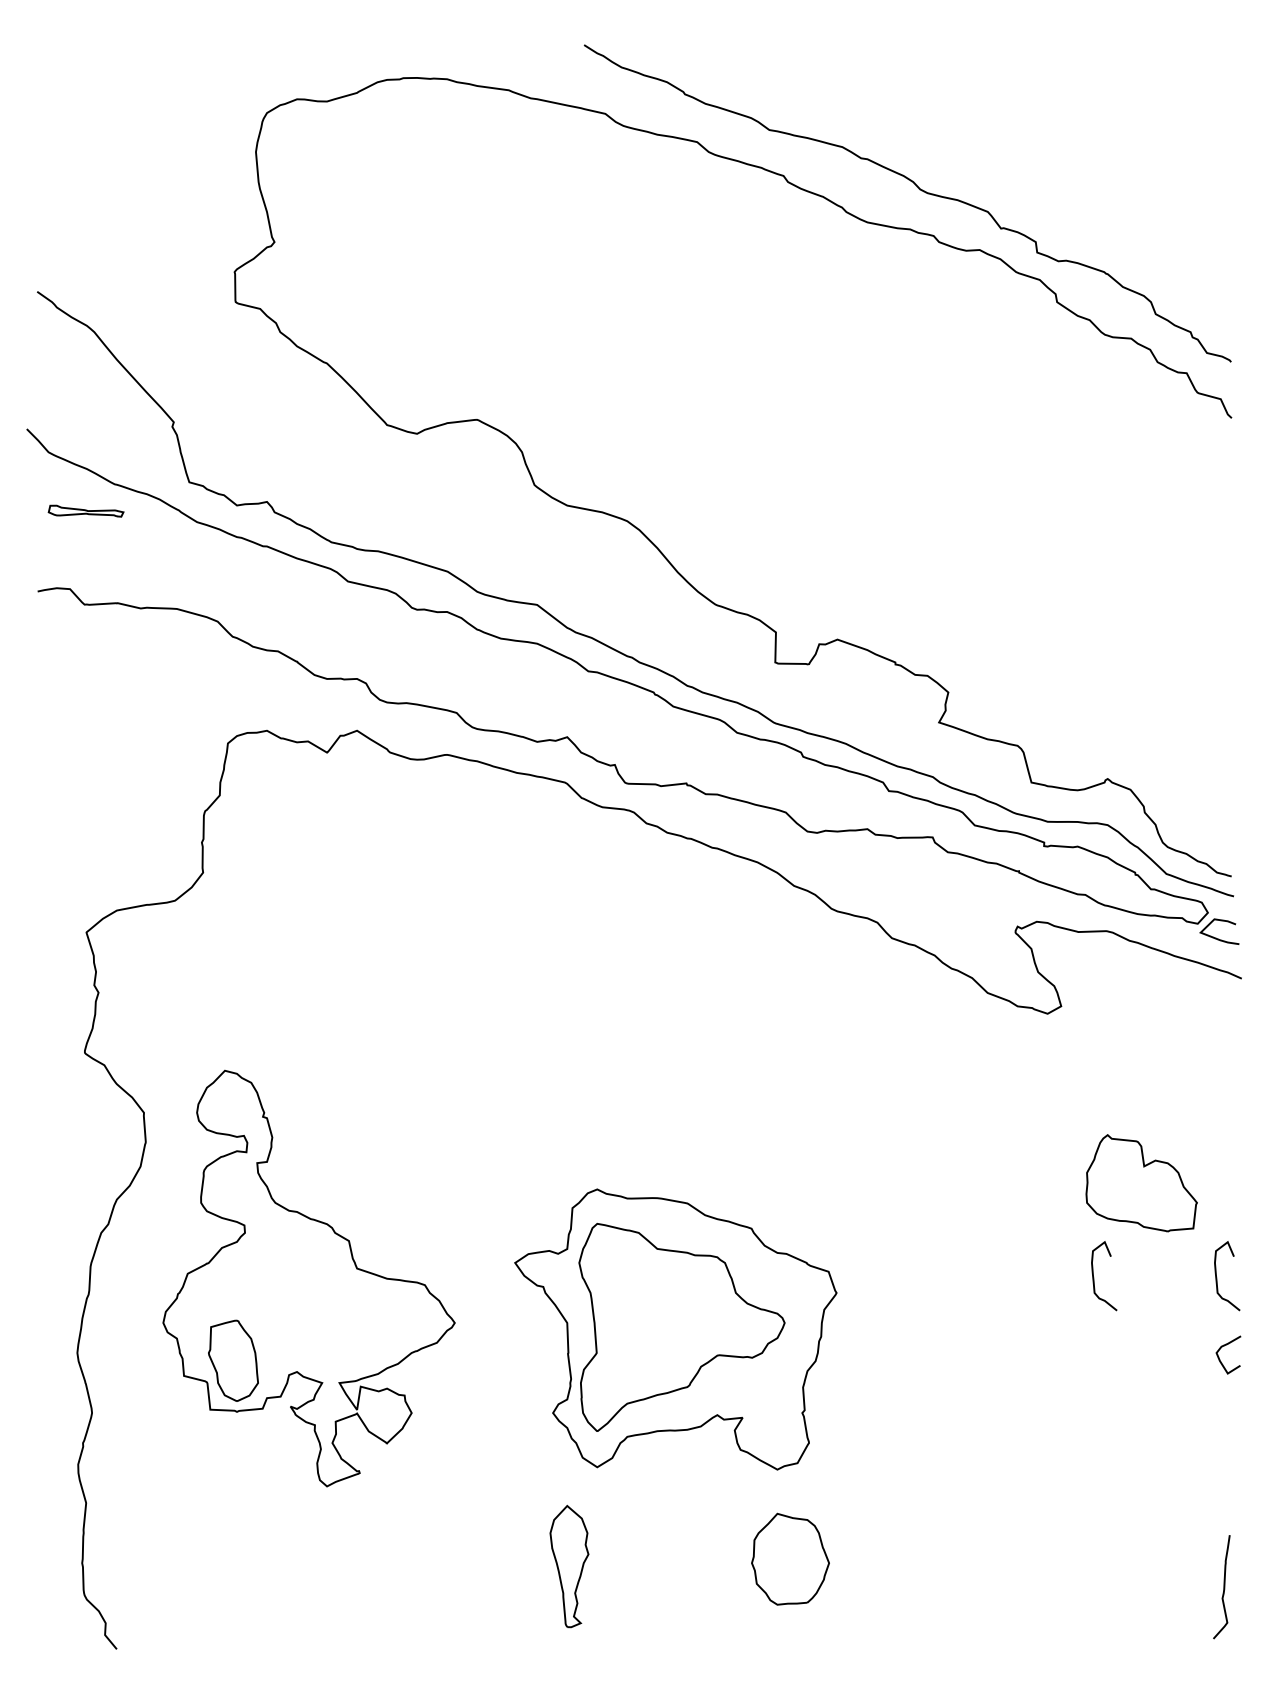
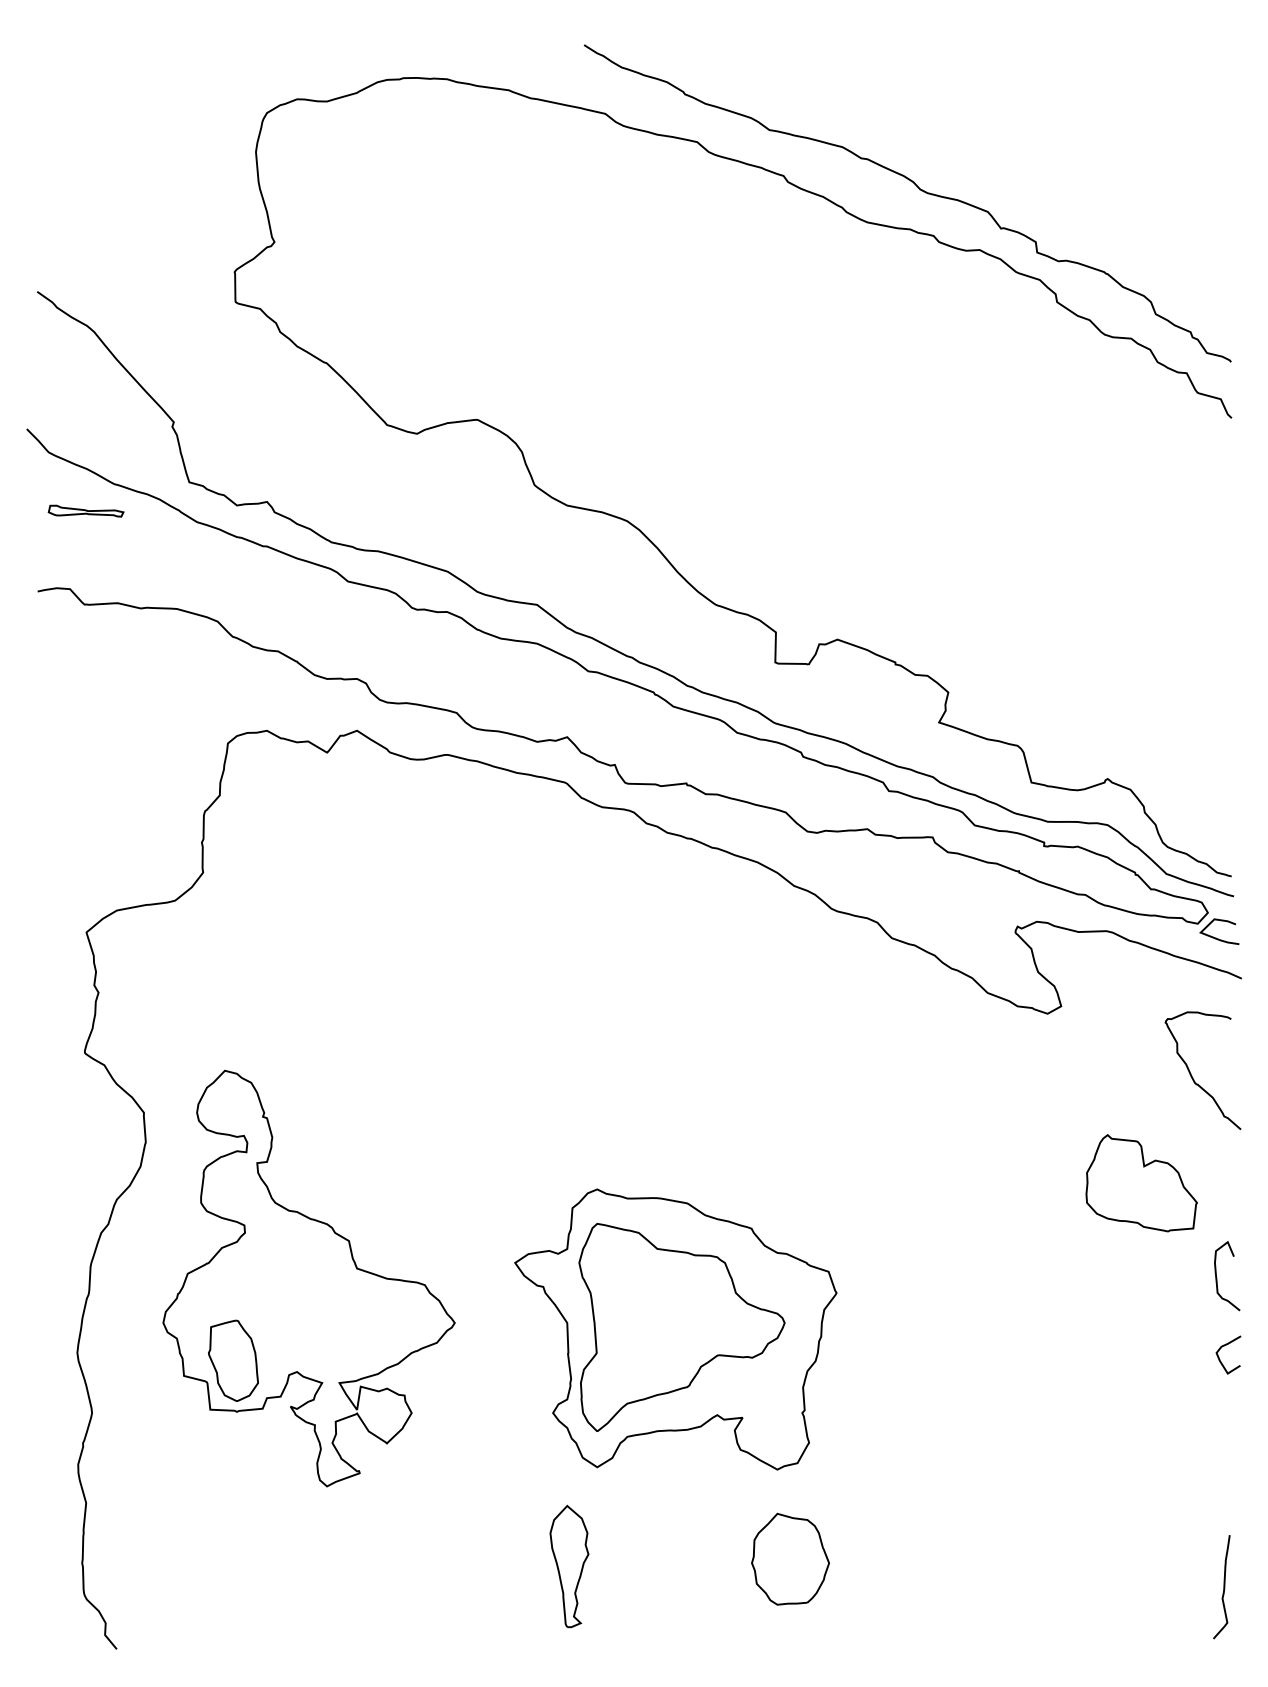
curve: none -> present (1192, 1075)
curve: present -> none (1094, 1277)
